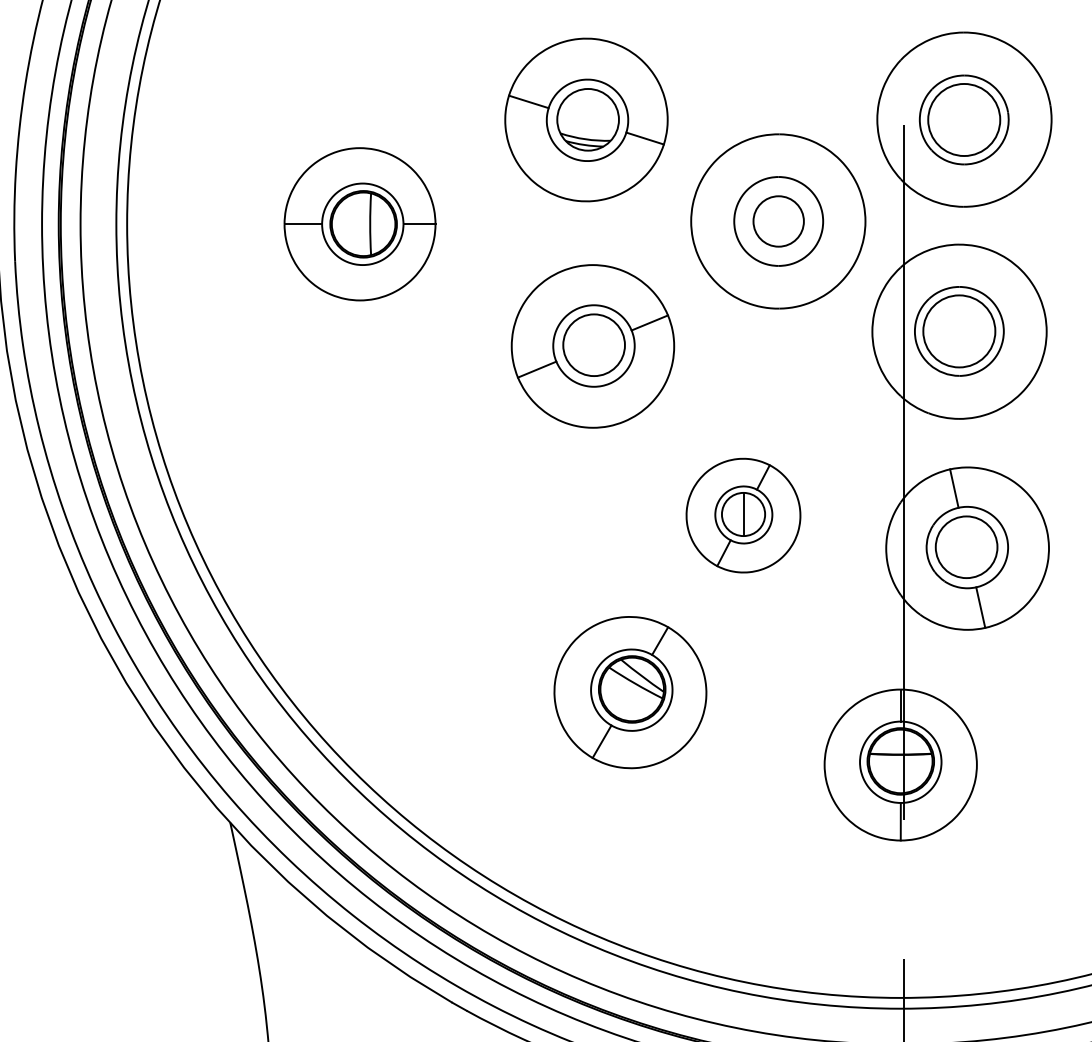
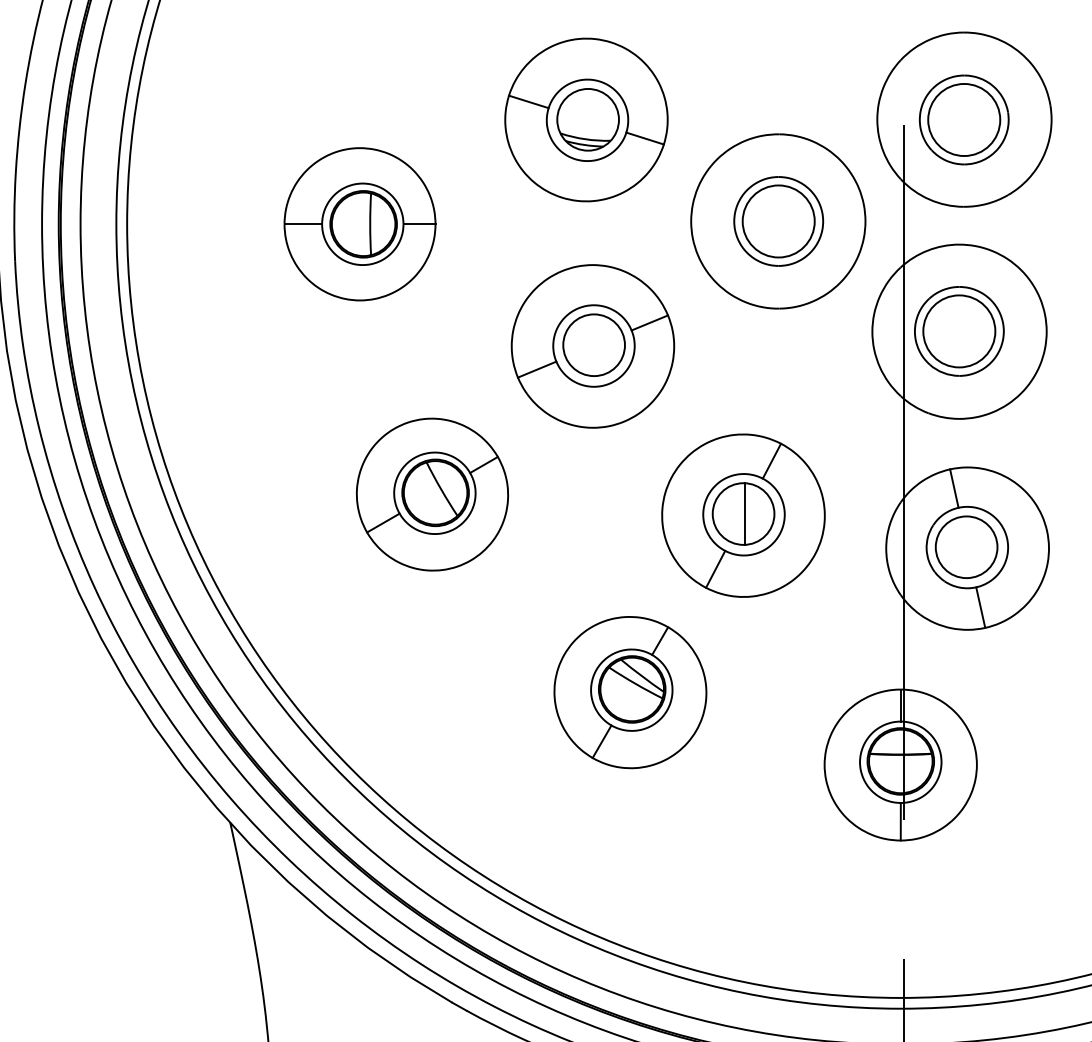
circle diameter: 50 px -> 72 px (778, 221)
part: none -> present (432, 494)
part size: 117x117 px -> 165x165 px (743, 515)
